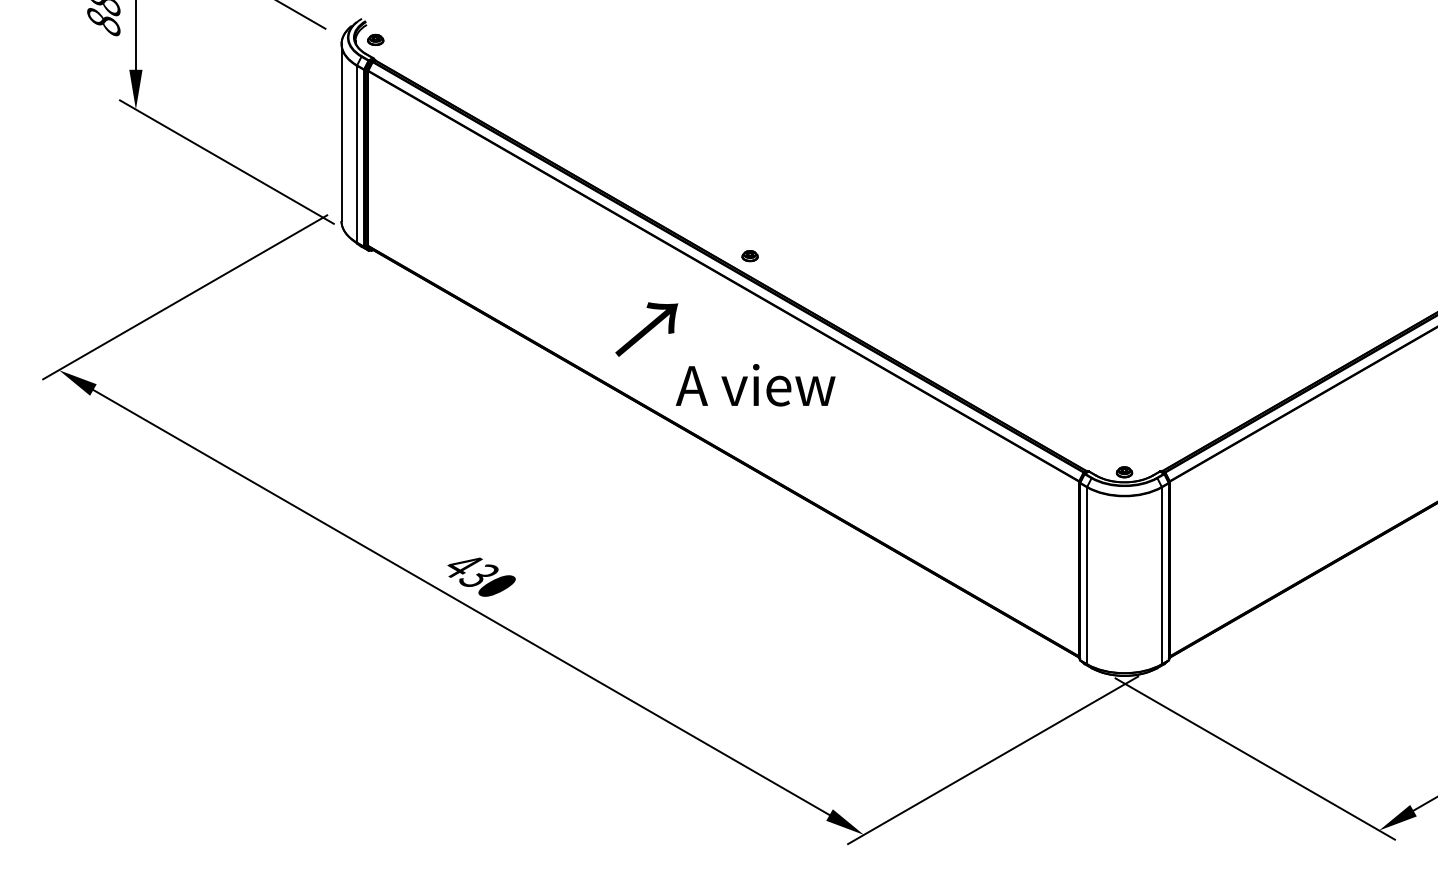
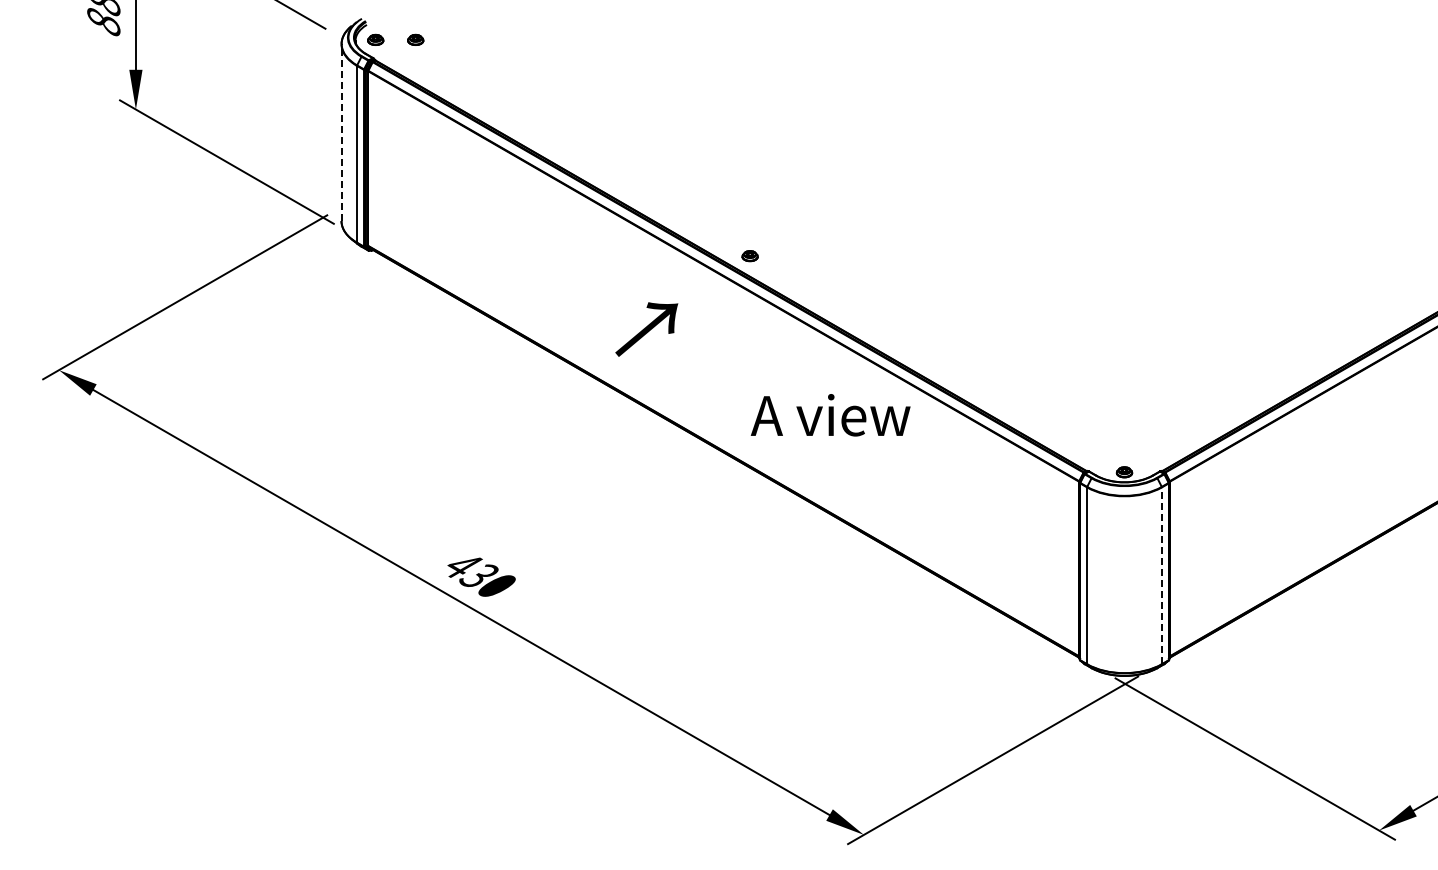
part: none -> present (415, 39)
line: solid -> dashed (341, 132)
text position: (755, 385) -> (830, 415) (830, 415)
line: solid -> dashed (1161, 575)
